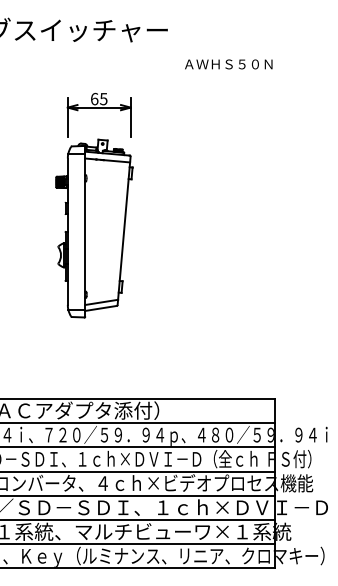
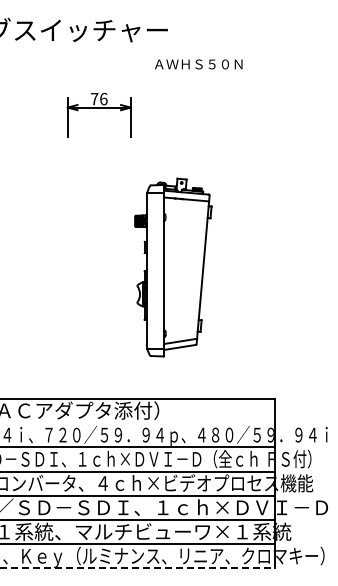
text position: (228, 64) -> (198, 64) (198, 64)
text: 65 -> 76 (99, 98)
part position: (94, 228) -> (173, 267) (173, 267)
line: present -> none (138, 423)
line: solid -> dashed (138, 568)
